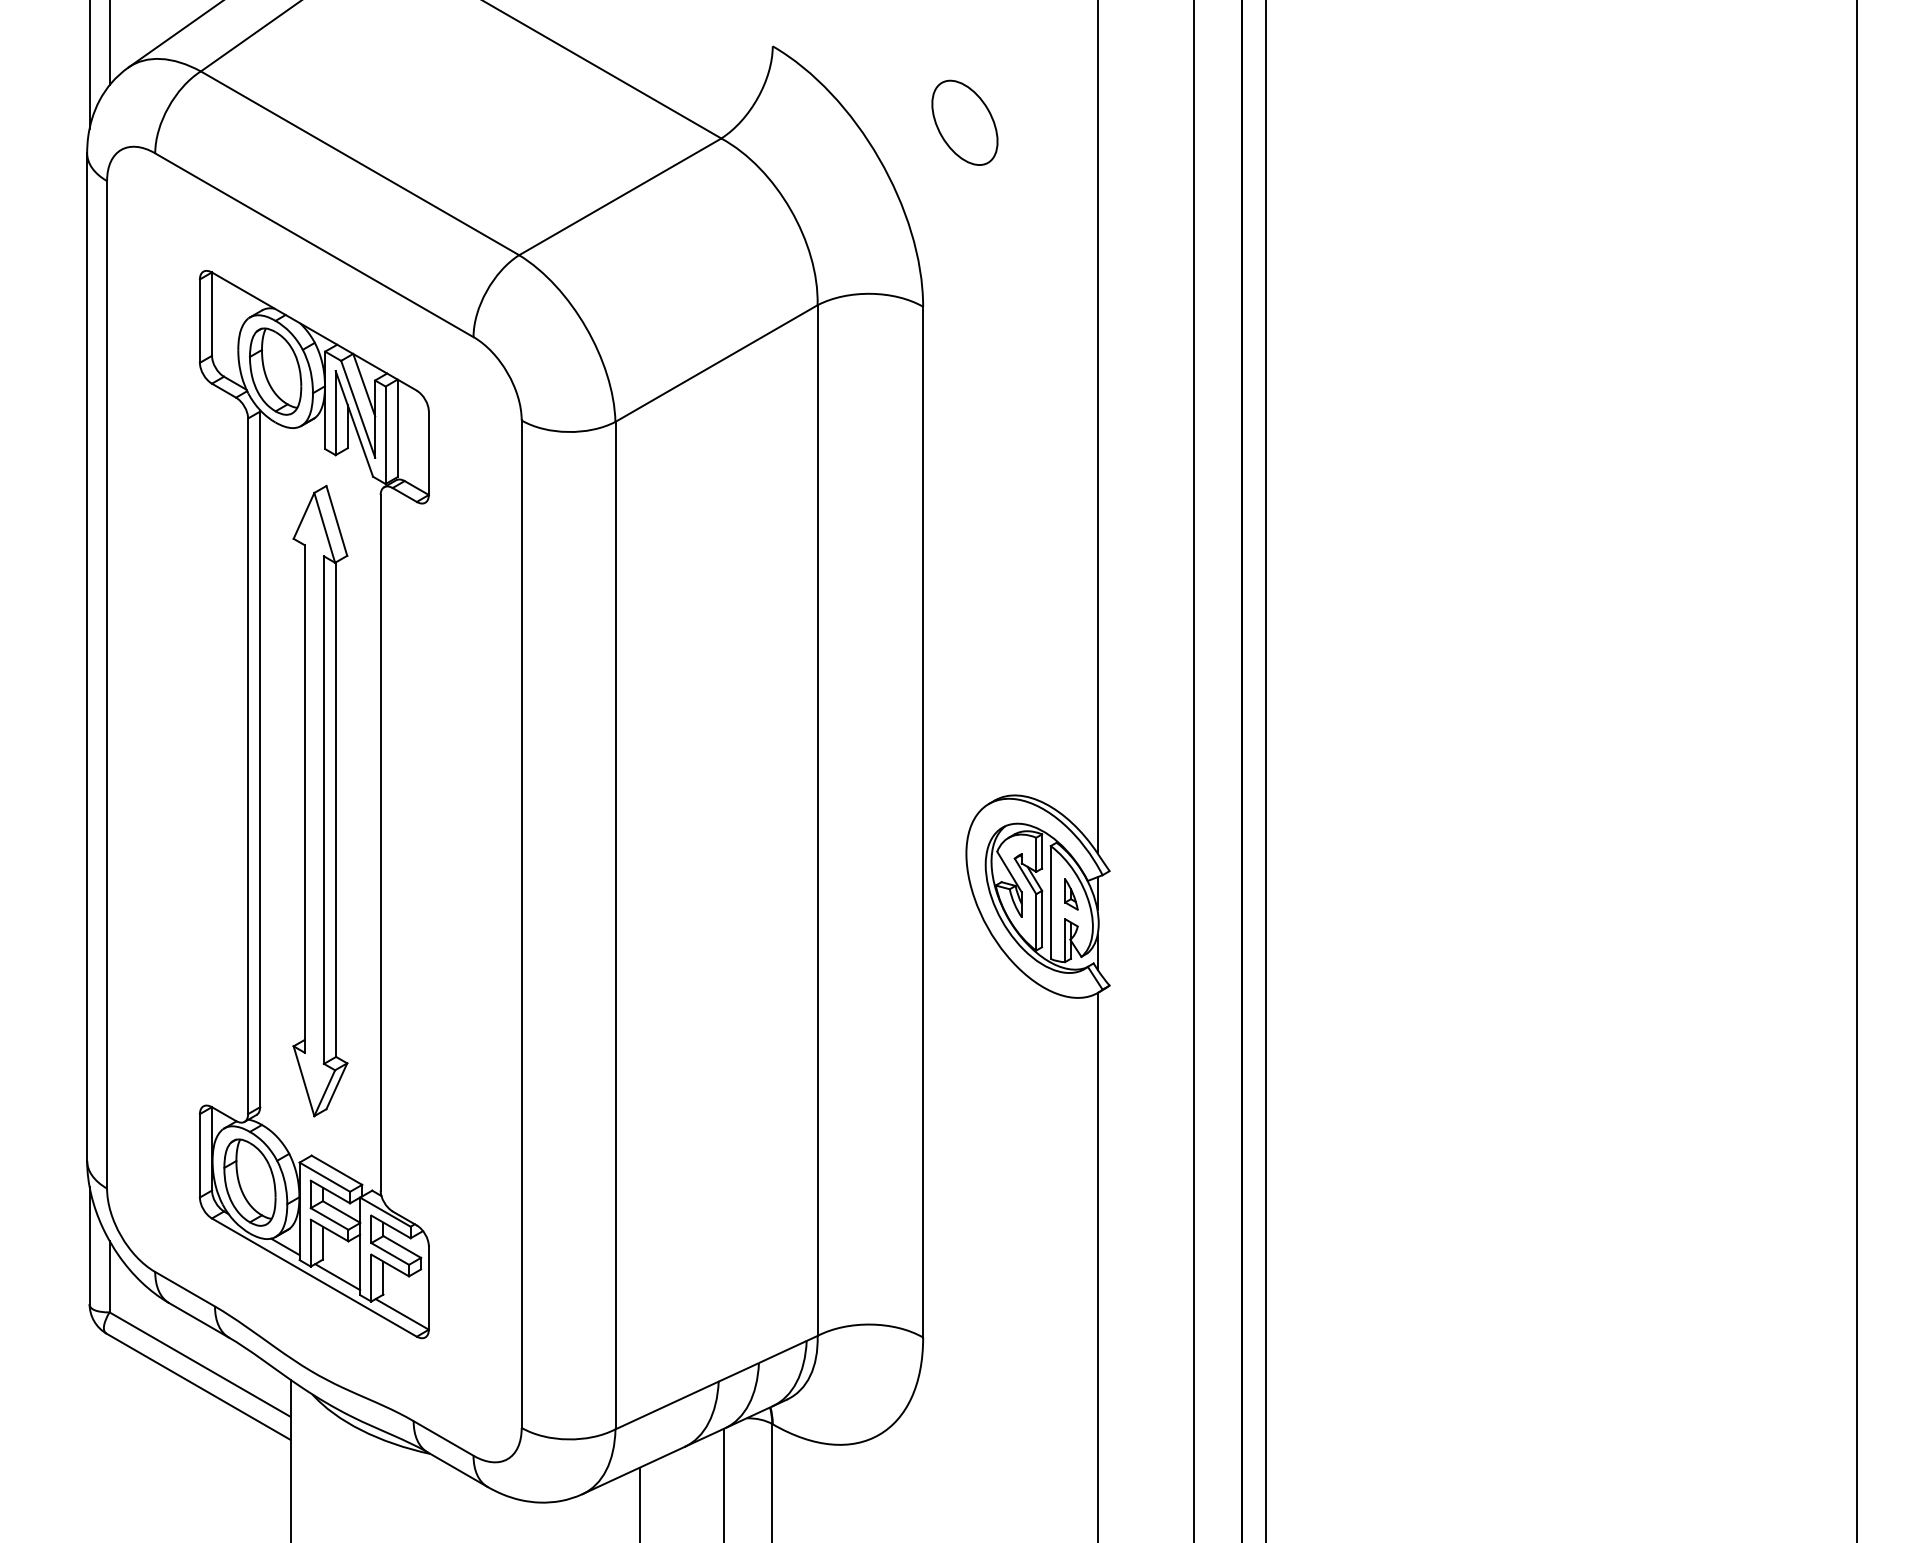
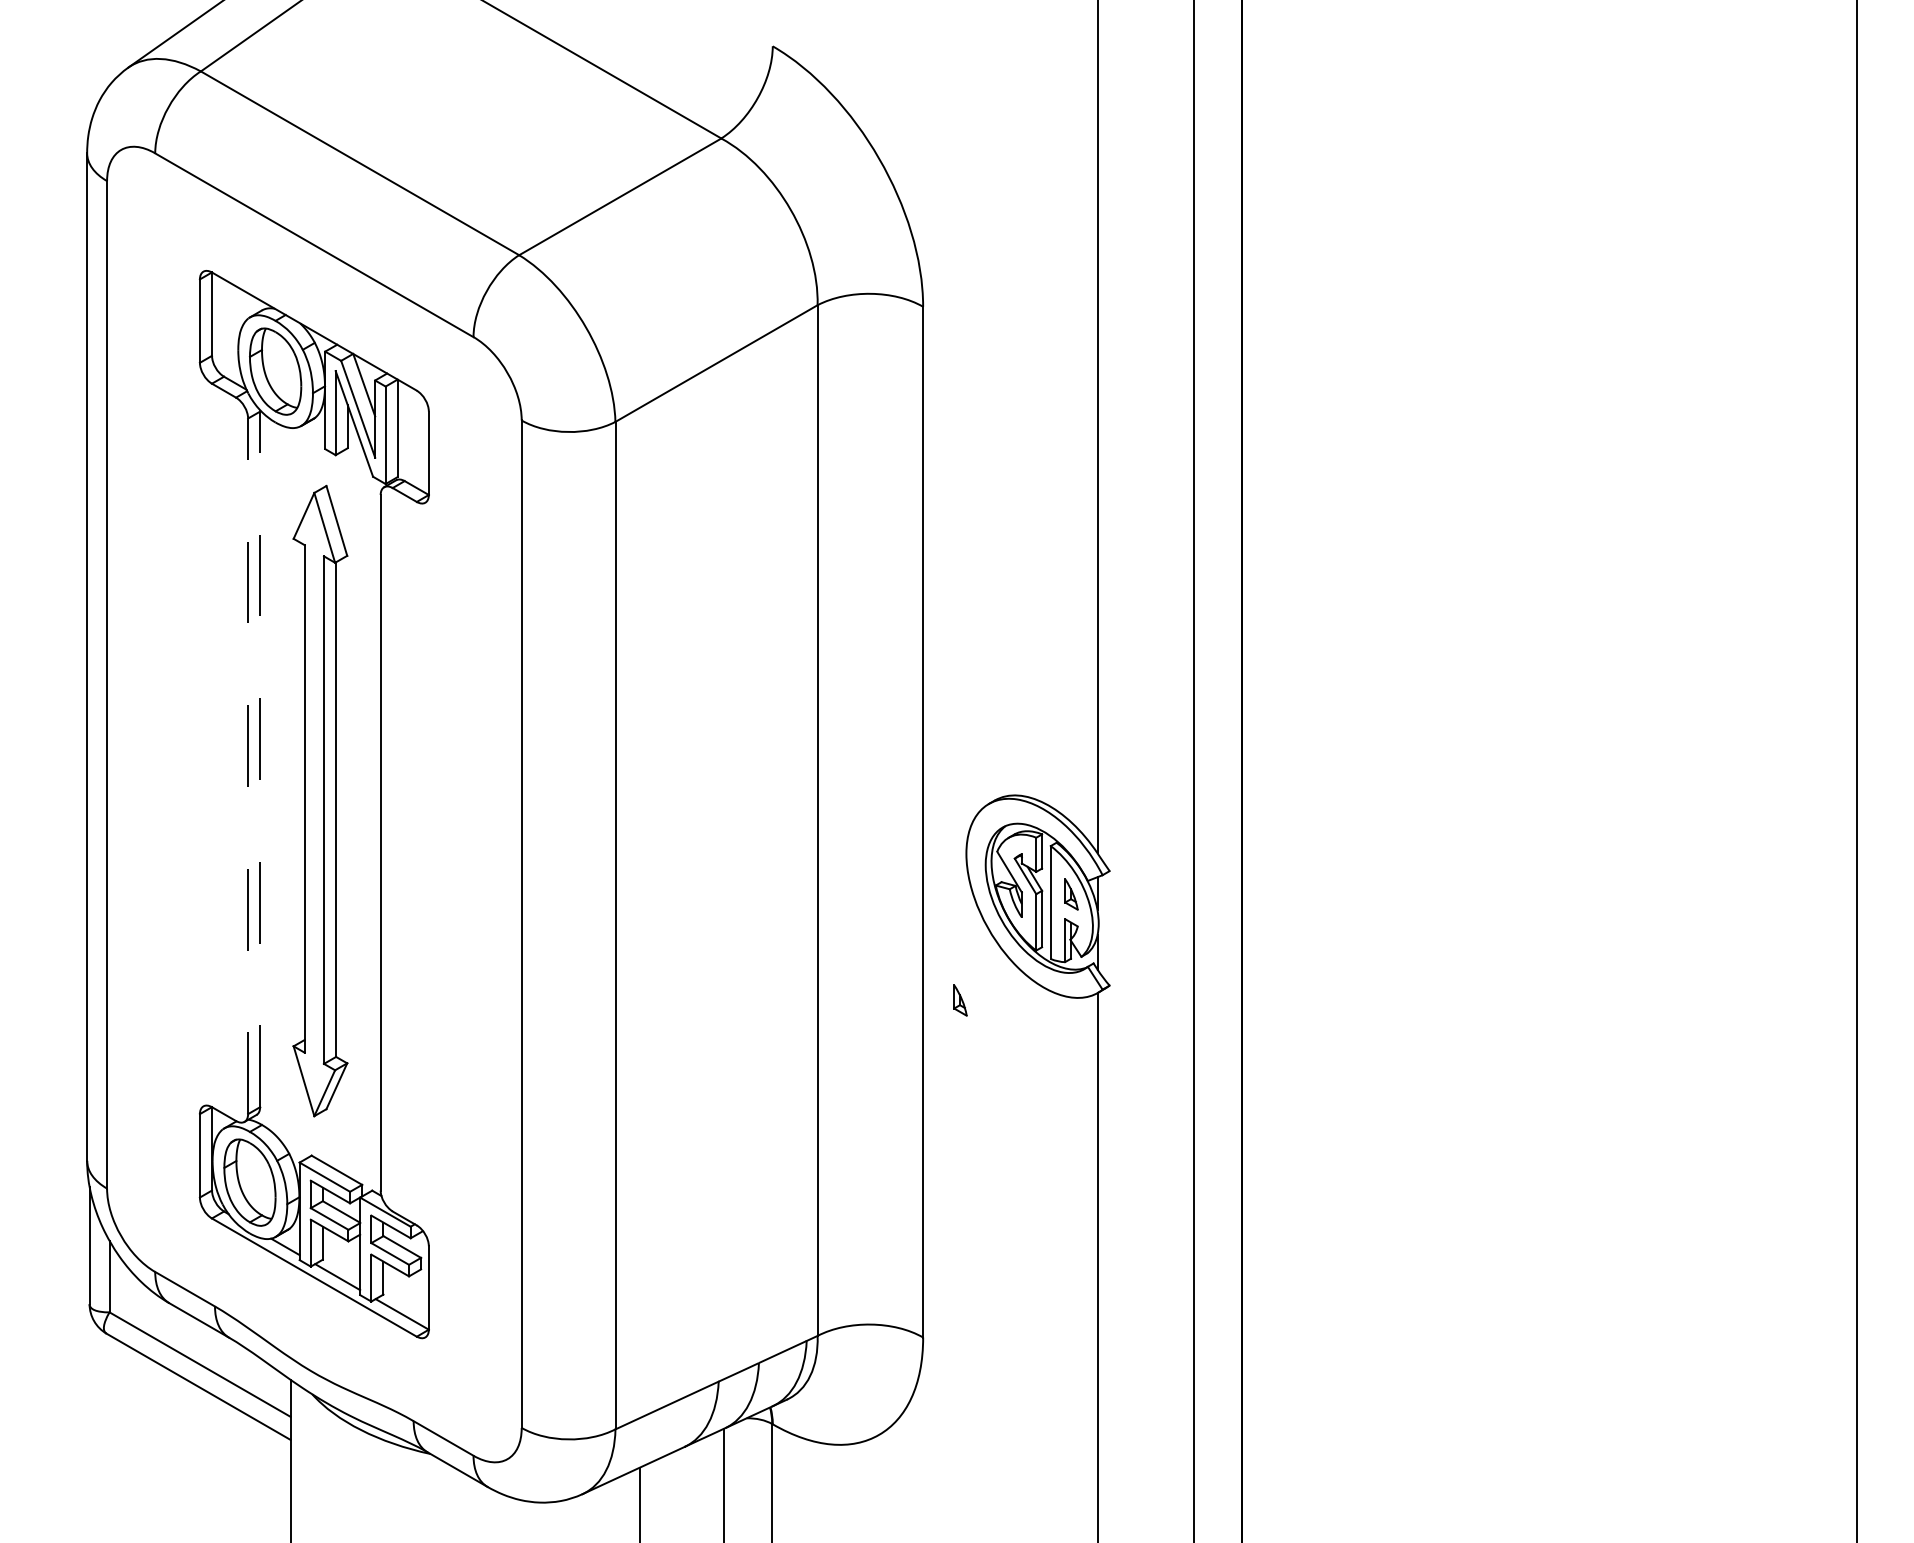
line: present -> none (109, 43)
line: present -> none (89, 65)
part: present -> none (964, 122)
line: solid -> dashed (260, 759)
line: solid -> dashed (248, 766)
line: present -> none (1266, 770)
part: none -> present (960, 1000)
